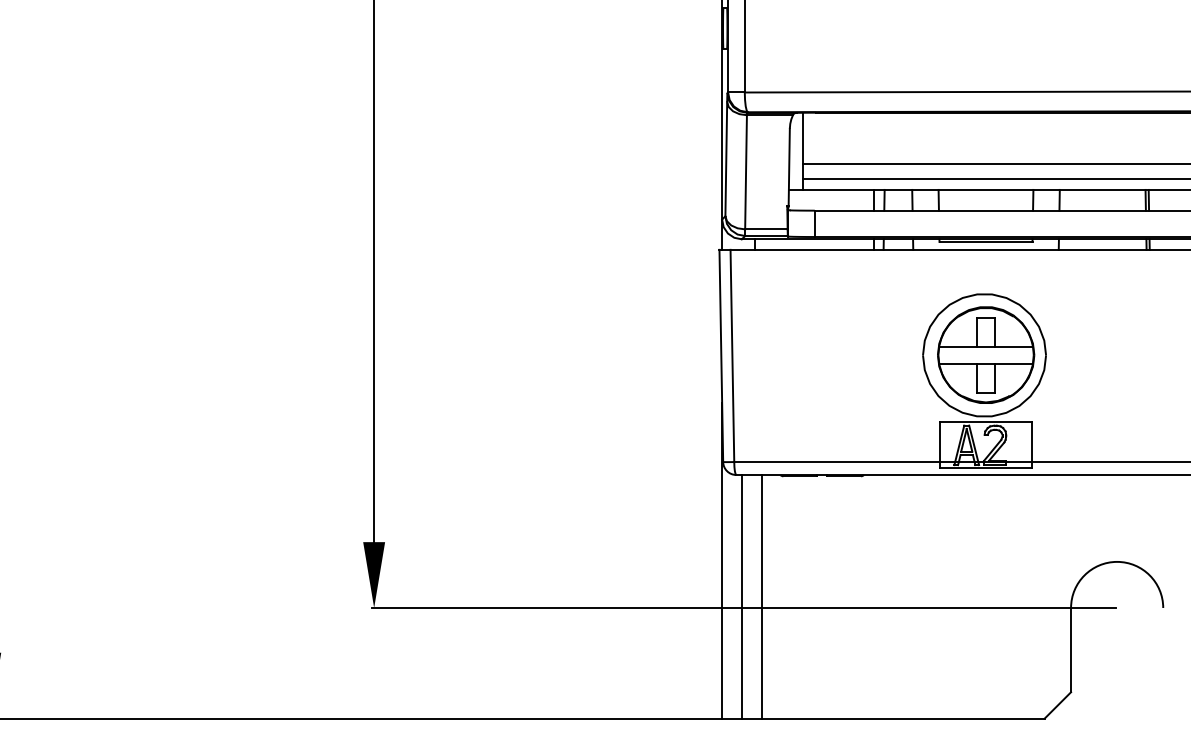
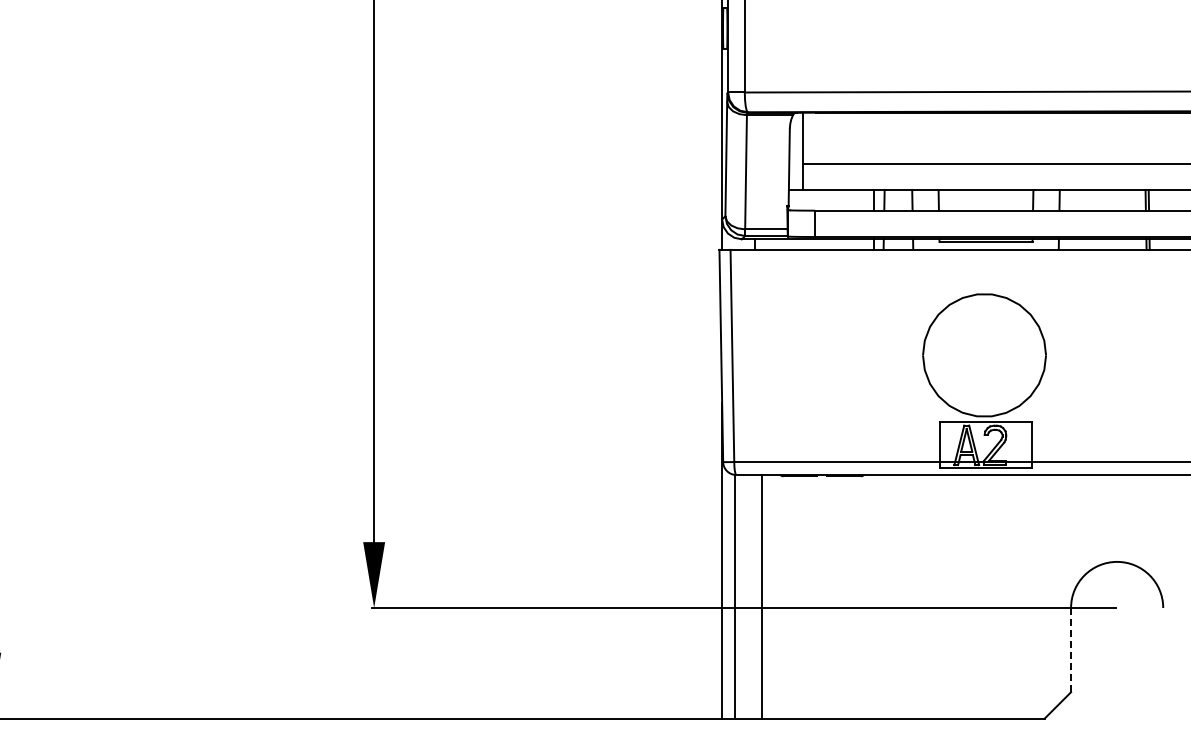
line: present -> none (995, 179)
part: present -> none (986, 354)
line position: (741, 596) -> (734, 596) (734, 596)
line: solid -> dashed (1071, 649)
